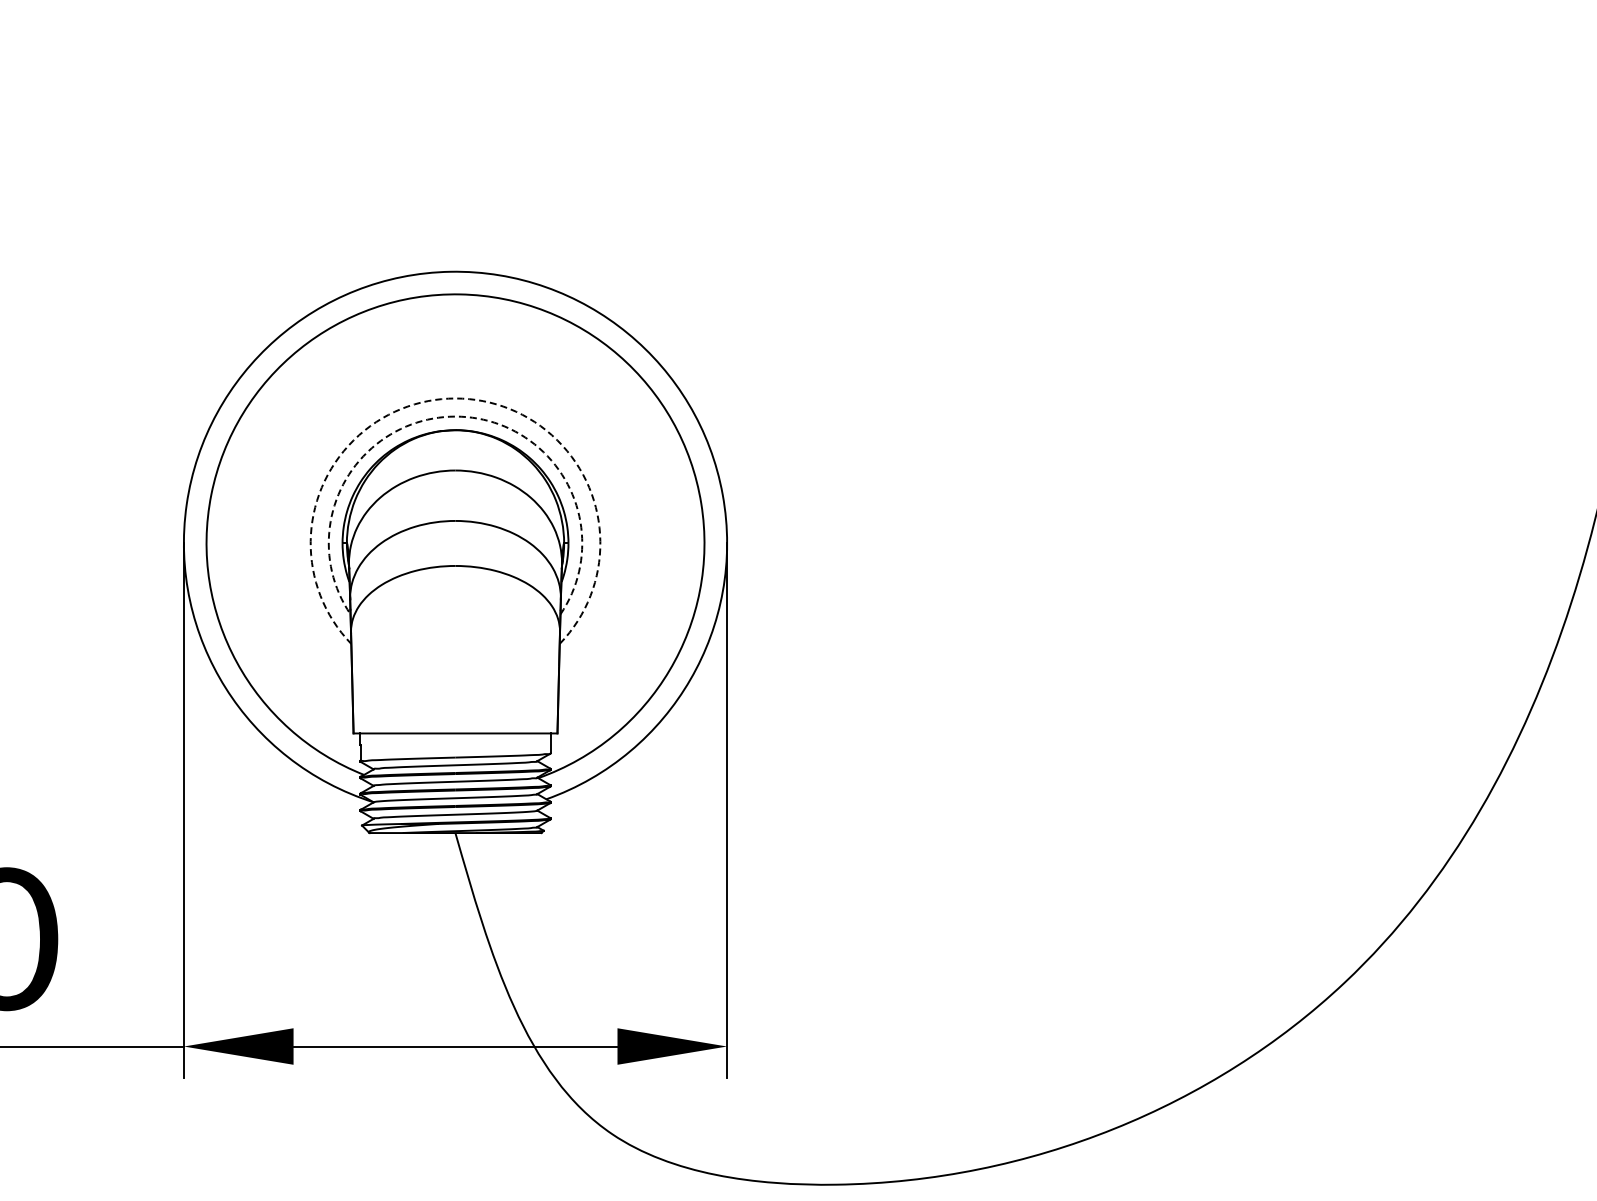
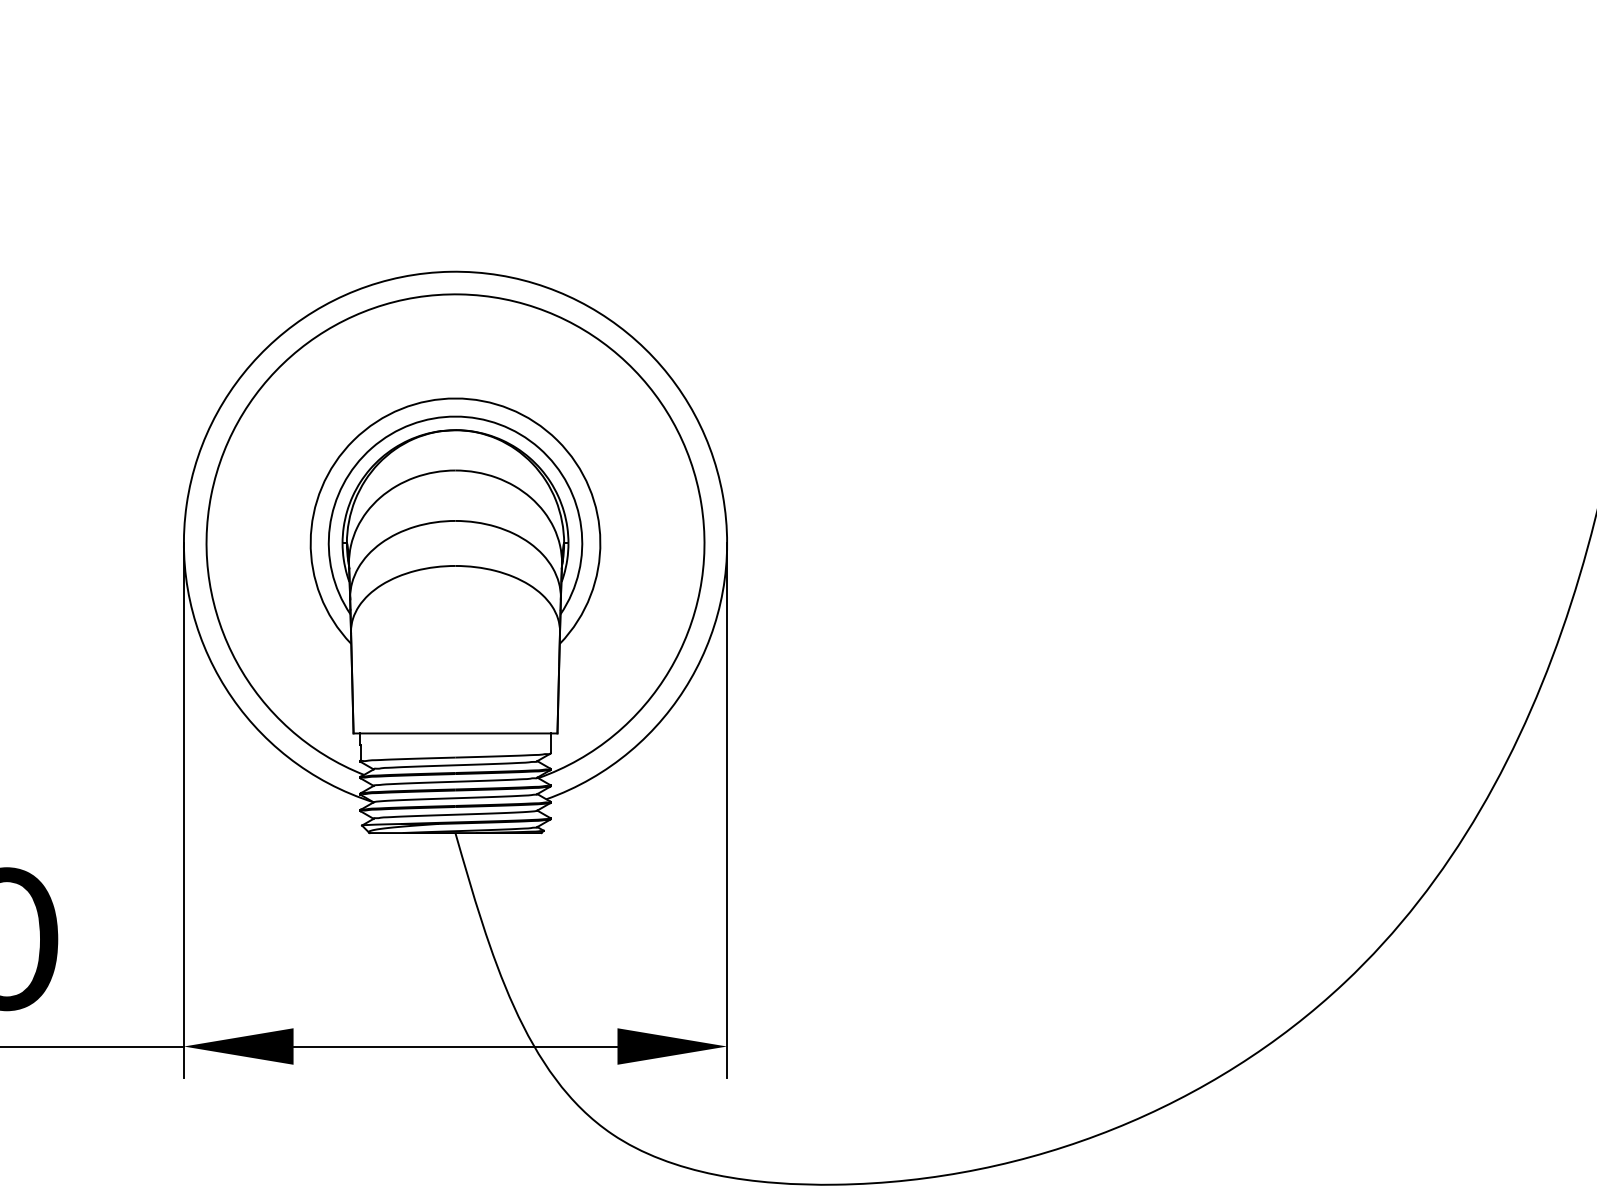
arc: dashed -> solid (455, 398)
arc: dashed -> solid (455, 416)
